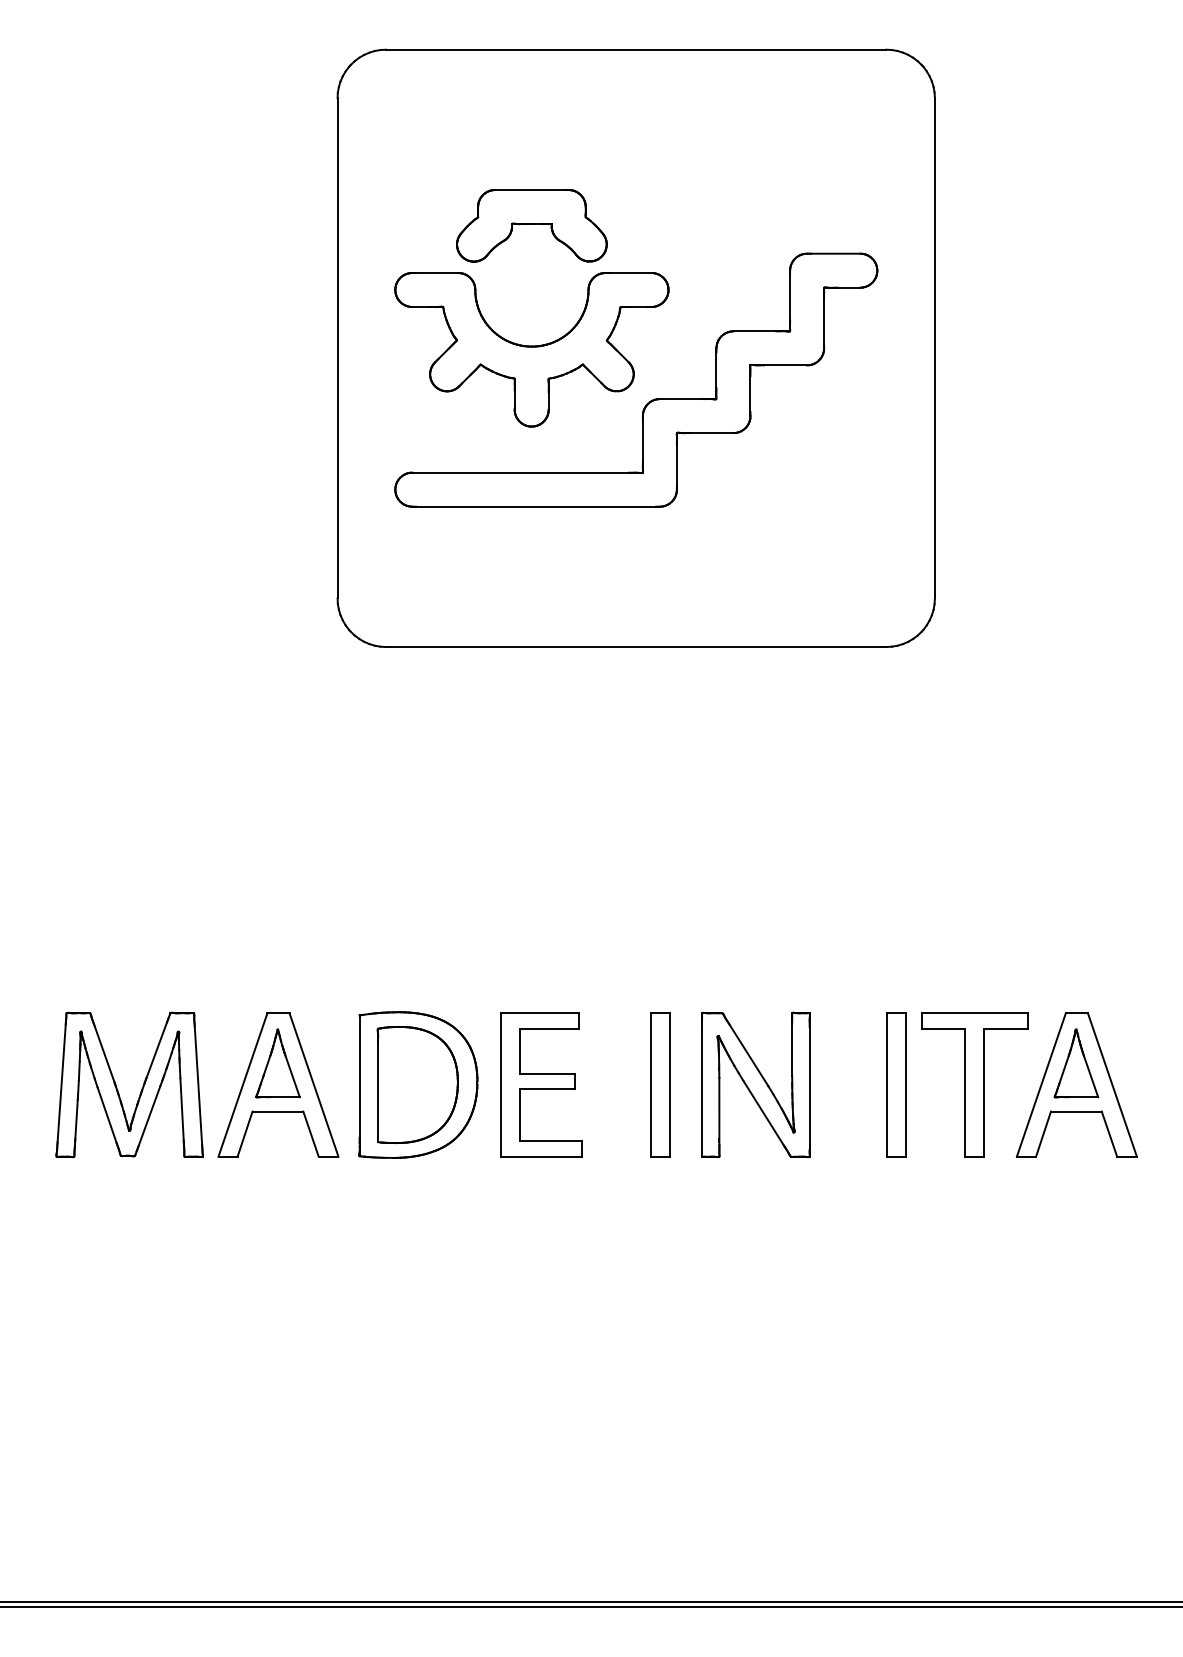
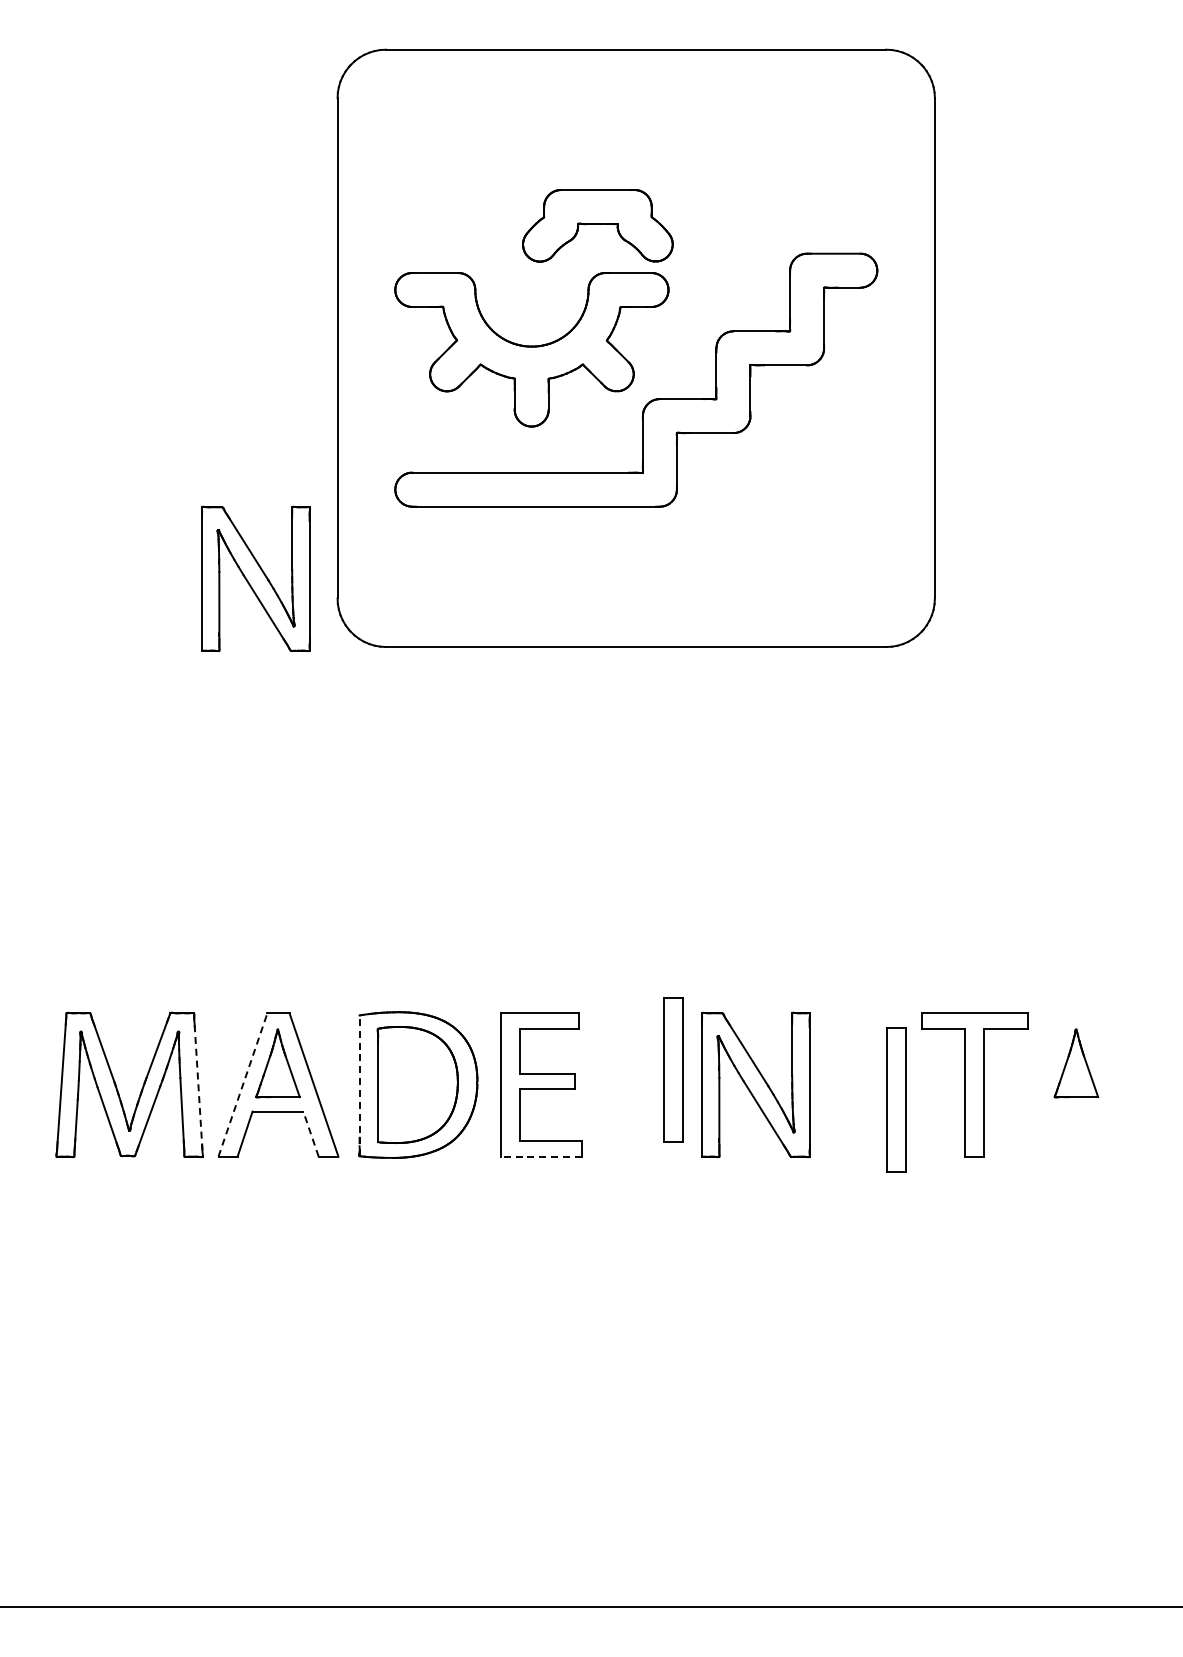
part position: (531, 225) -> (597, 225) (597, 225)
part: none -> present (255, 578)
line: solid -> dashed (198, 1084)
line: solid -> dashed (242, 1084)
part position: (660, 1084) -> (673, 1069) (673, 1069)
part position: (896, 1084) -> (896, 1099) (896, 1099)
part: present -> none (1076, 1084)
line: solid -> dashed (359, 1085)
line: solid -> dashed (311, 1134)
line: solid -> dashed (541, 1156)
line: present -> none (590, 1601)
